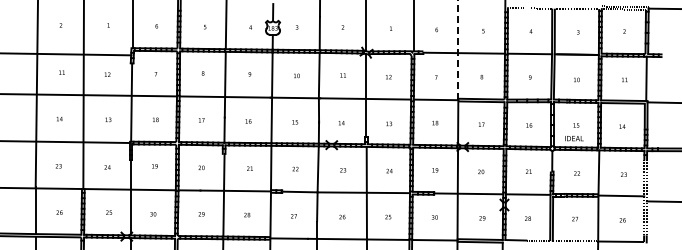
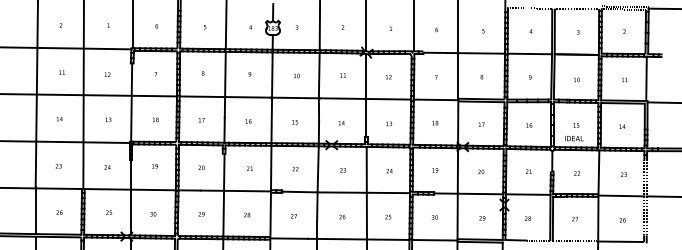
line: dashed -> solid (458, 50)
line position: (66, 54) -> (66, 48) (66, 48)
line position: (662, 201) -> (662, 196) (662, 196)
